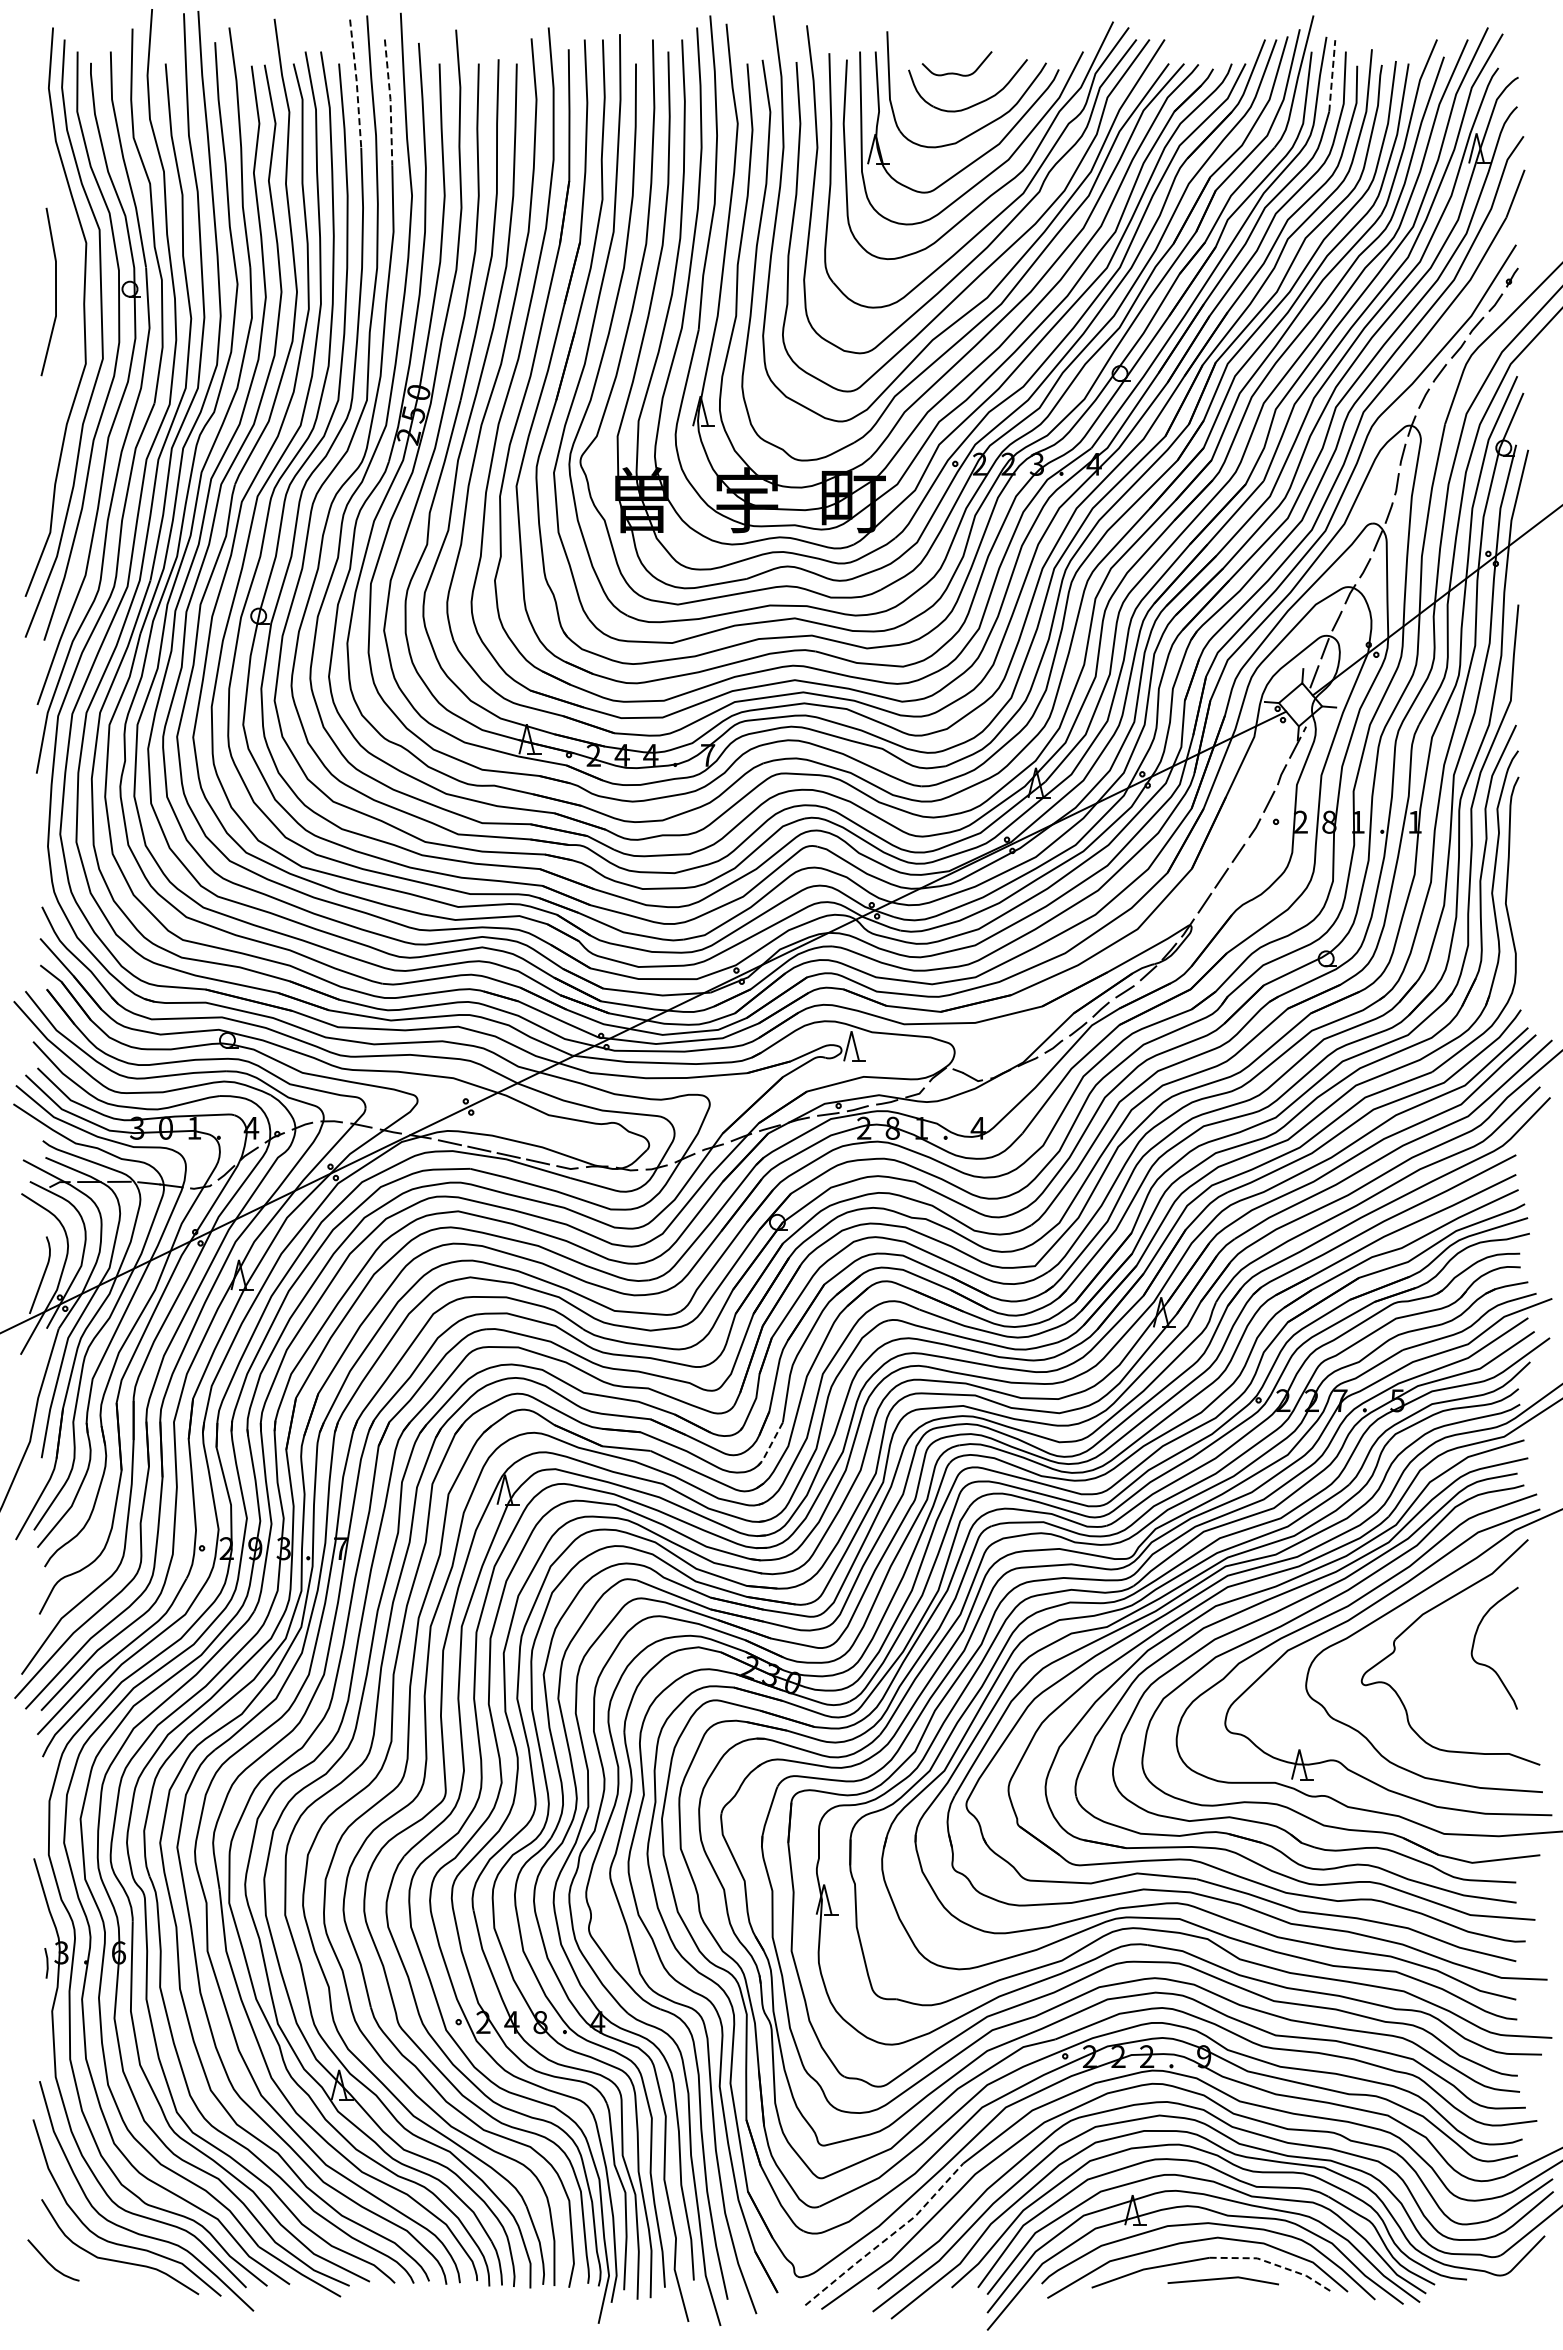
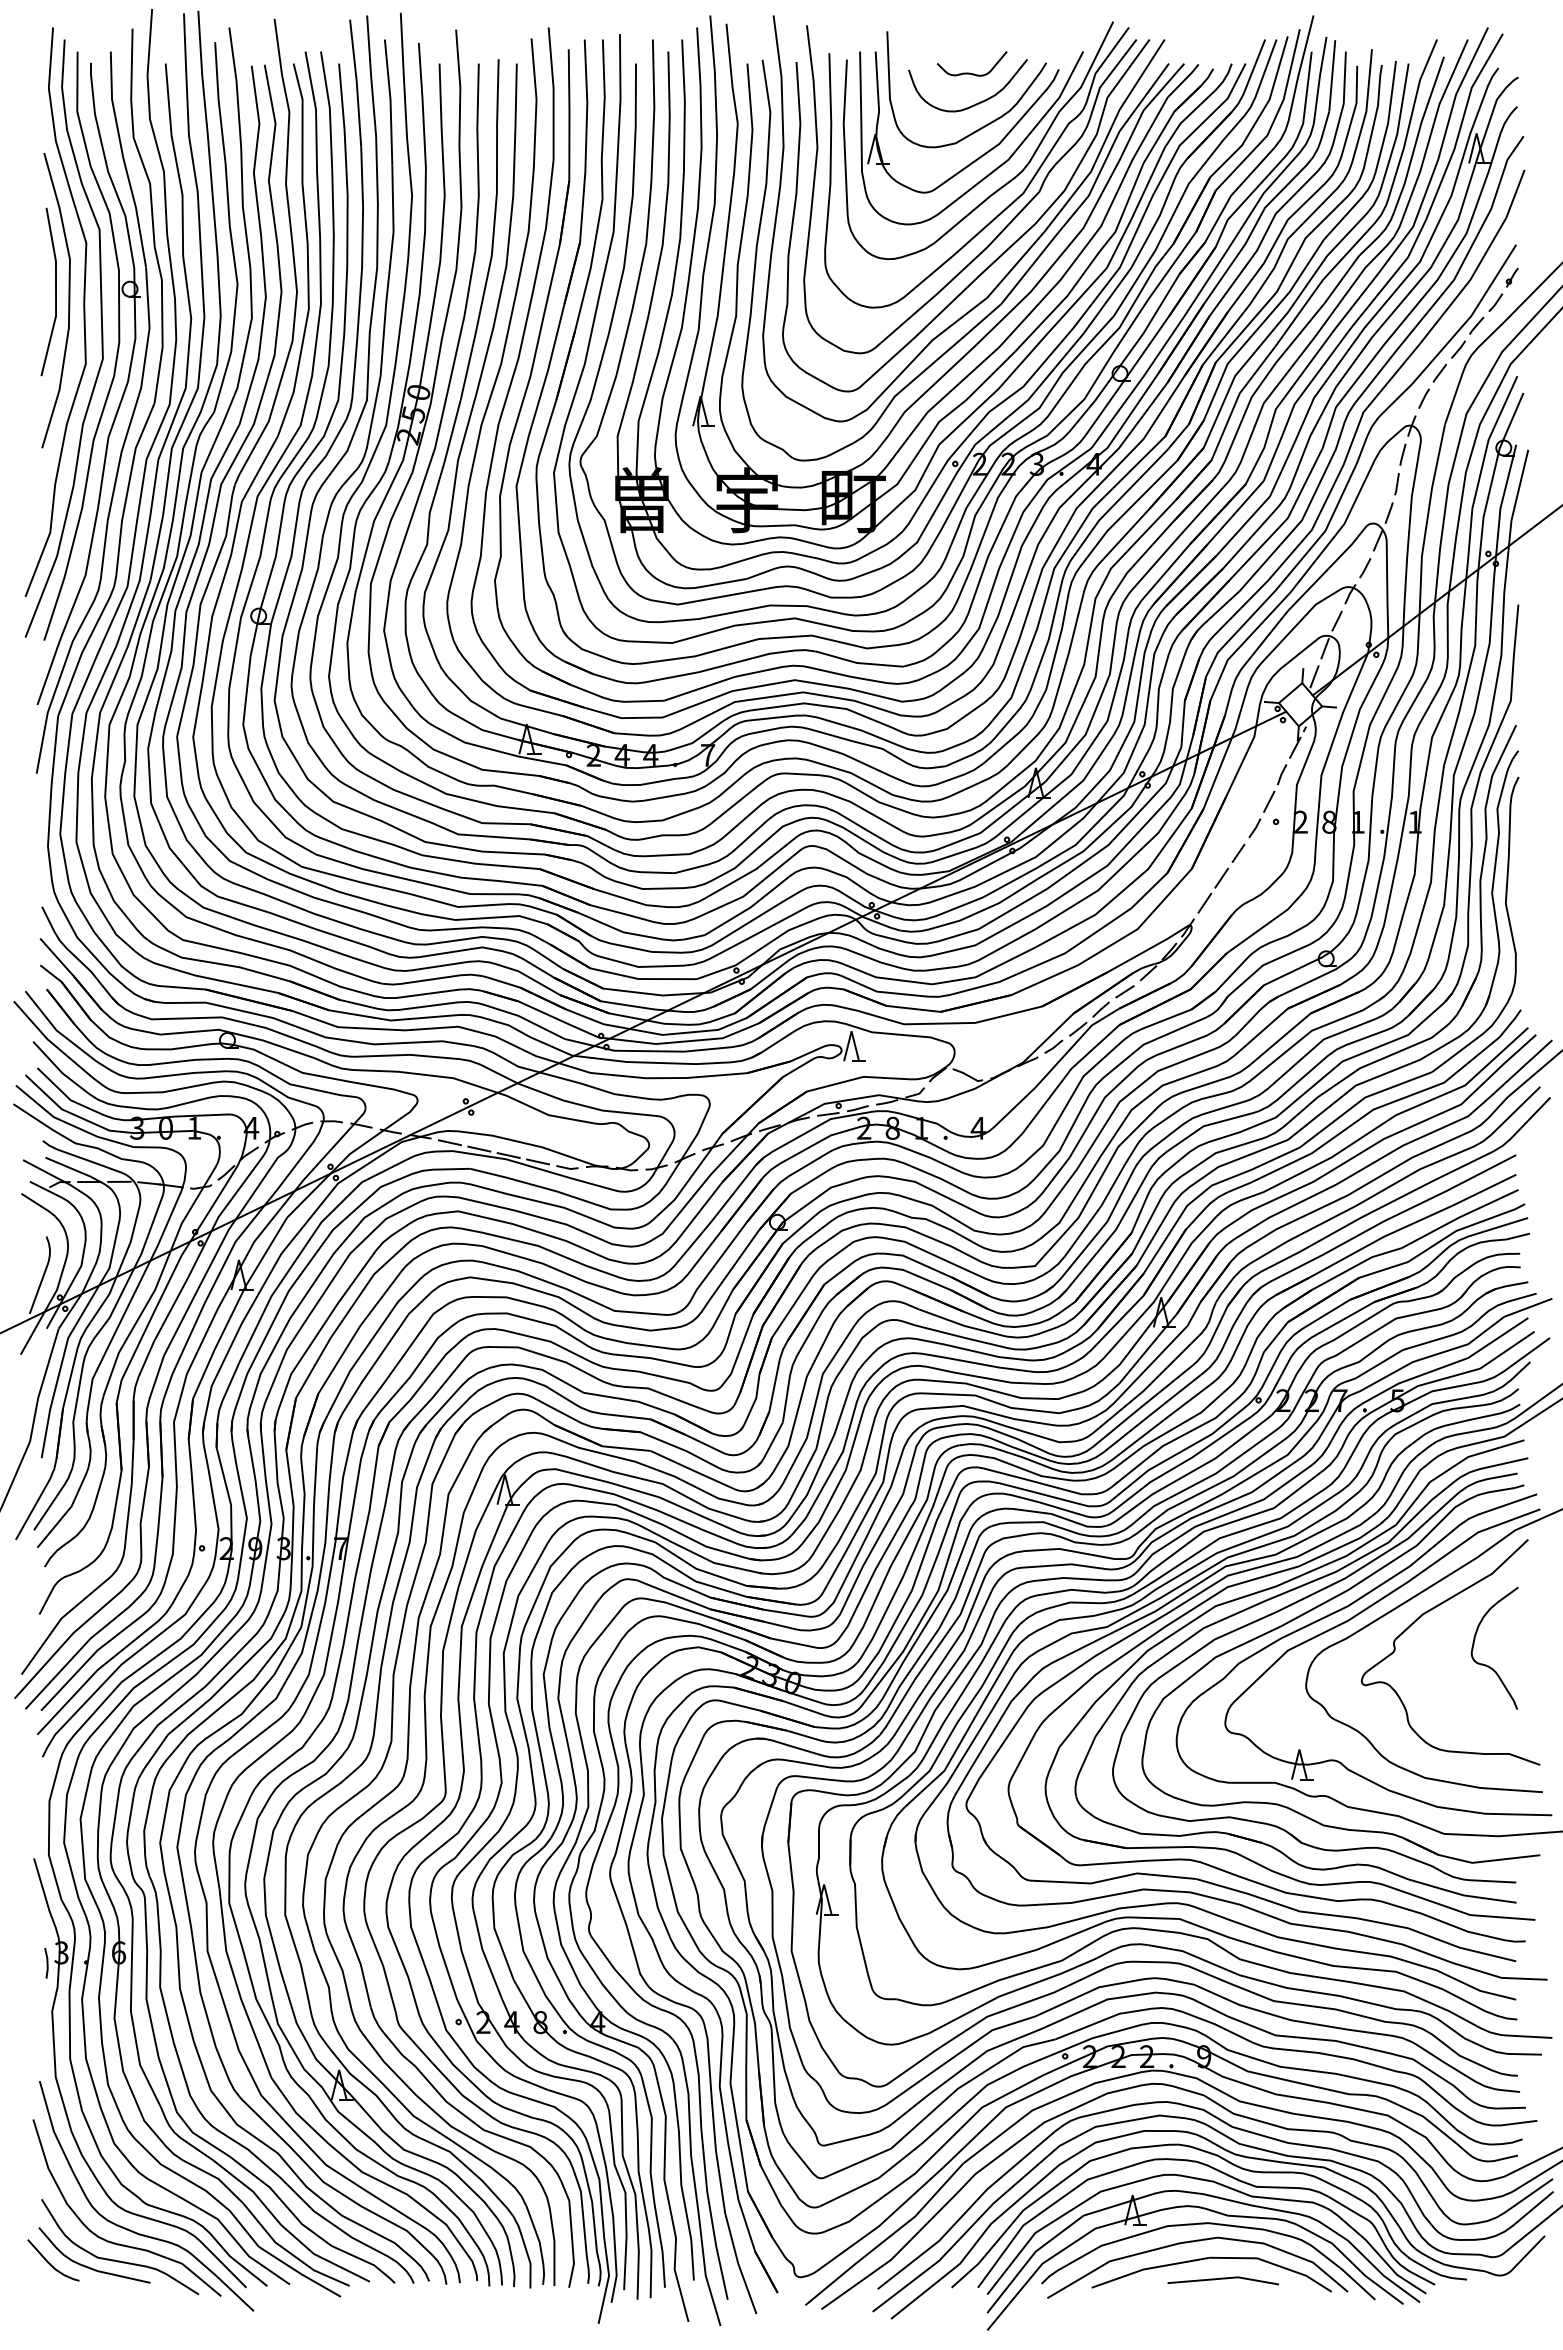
curve position: (954, 72) -> (969, 72) (969, 72)
line: dashed -> solid (1332, 75)
line: dashed -> solid (356, 82)
line: dashed -> solid (390, 101)
curve: none -> present (68, 300)
line: dashed -> solid (770, 1446)
line: dashed -> solid (887, 2238)
line: dashed -> solid (1273, 2264)
curve: none -> present (91, 2267)
